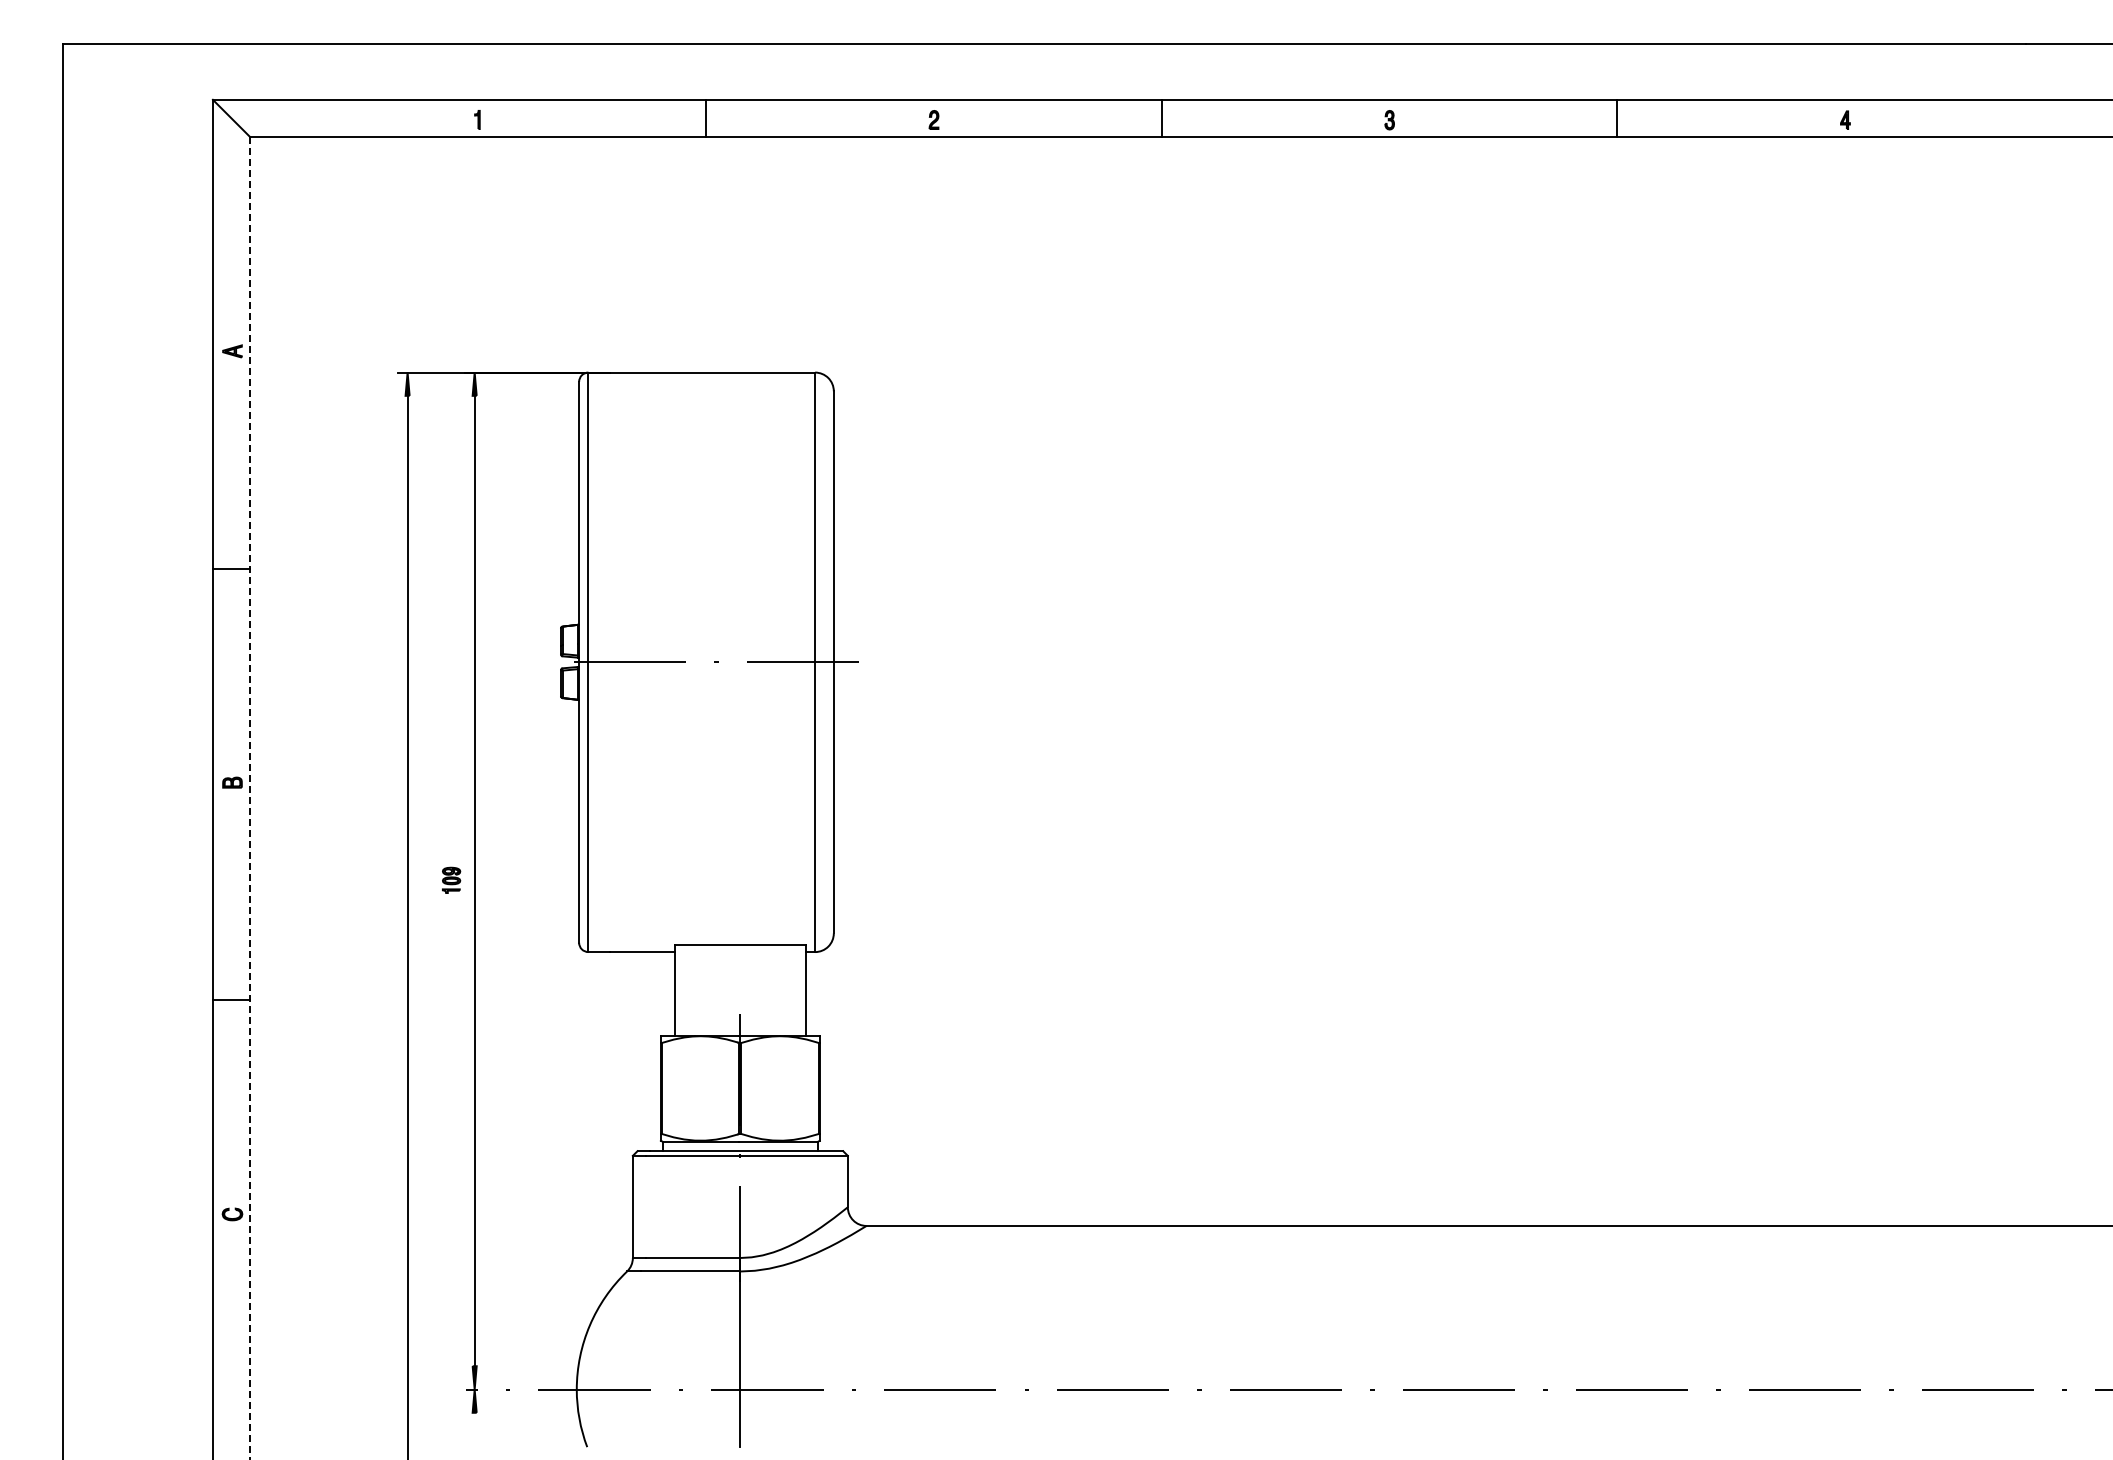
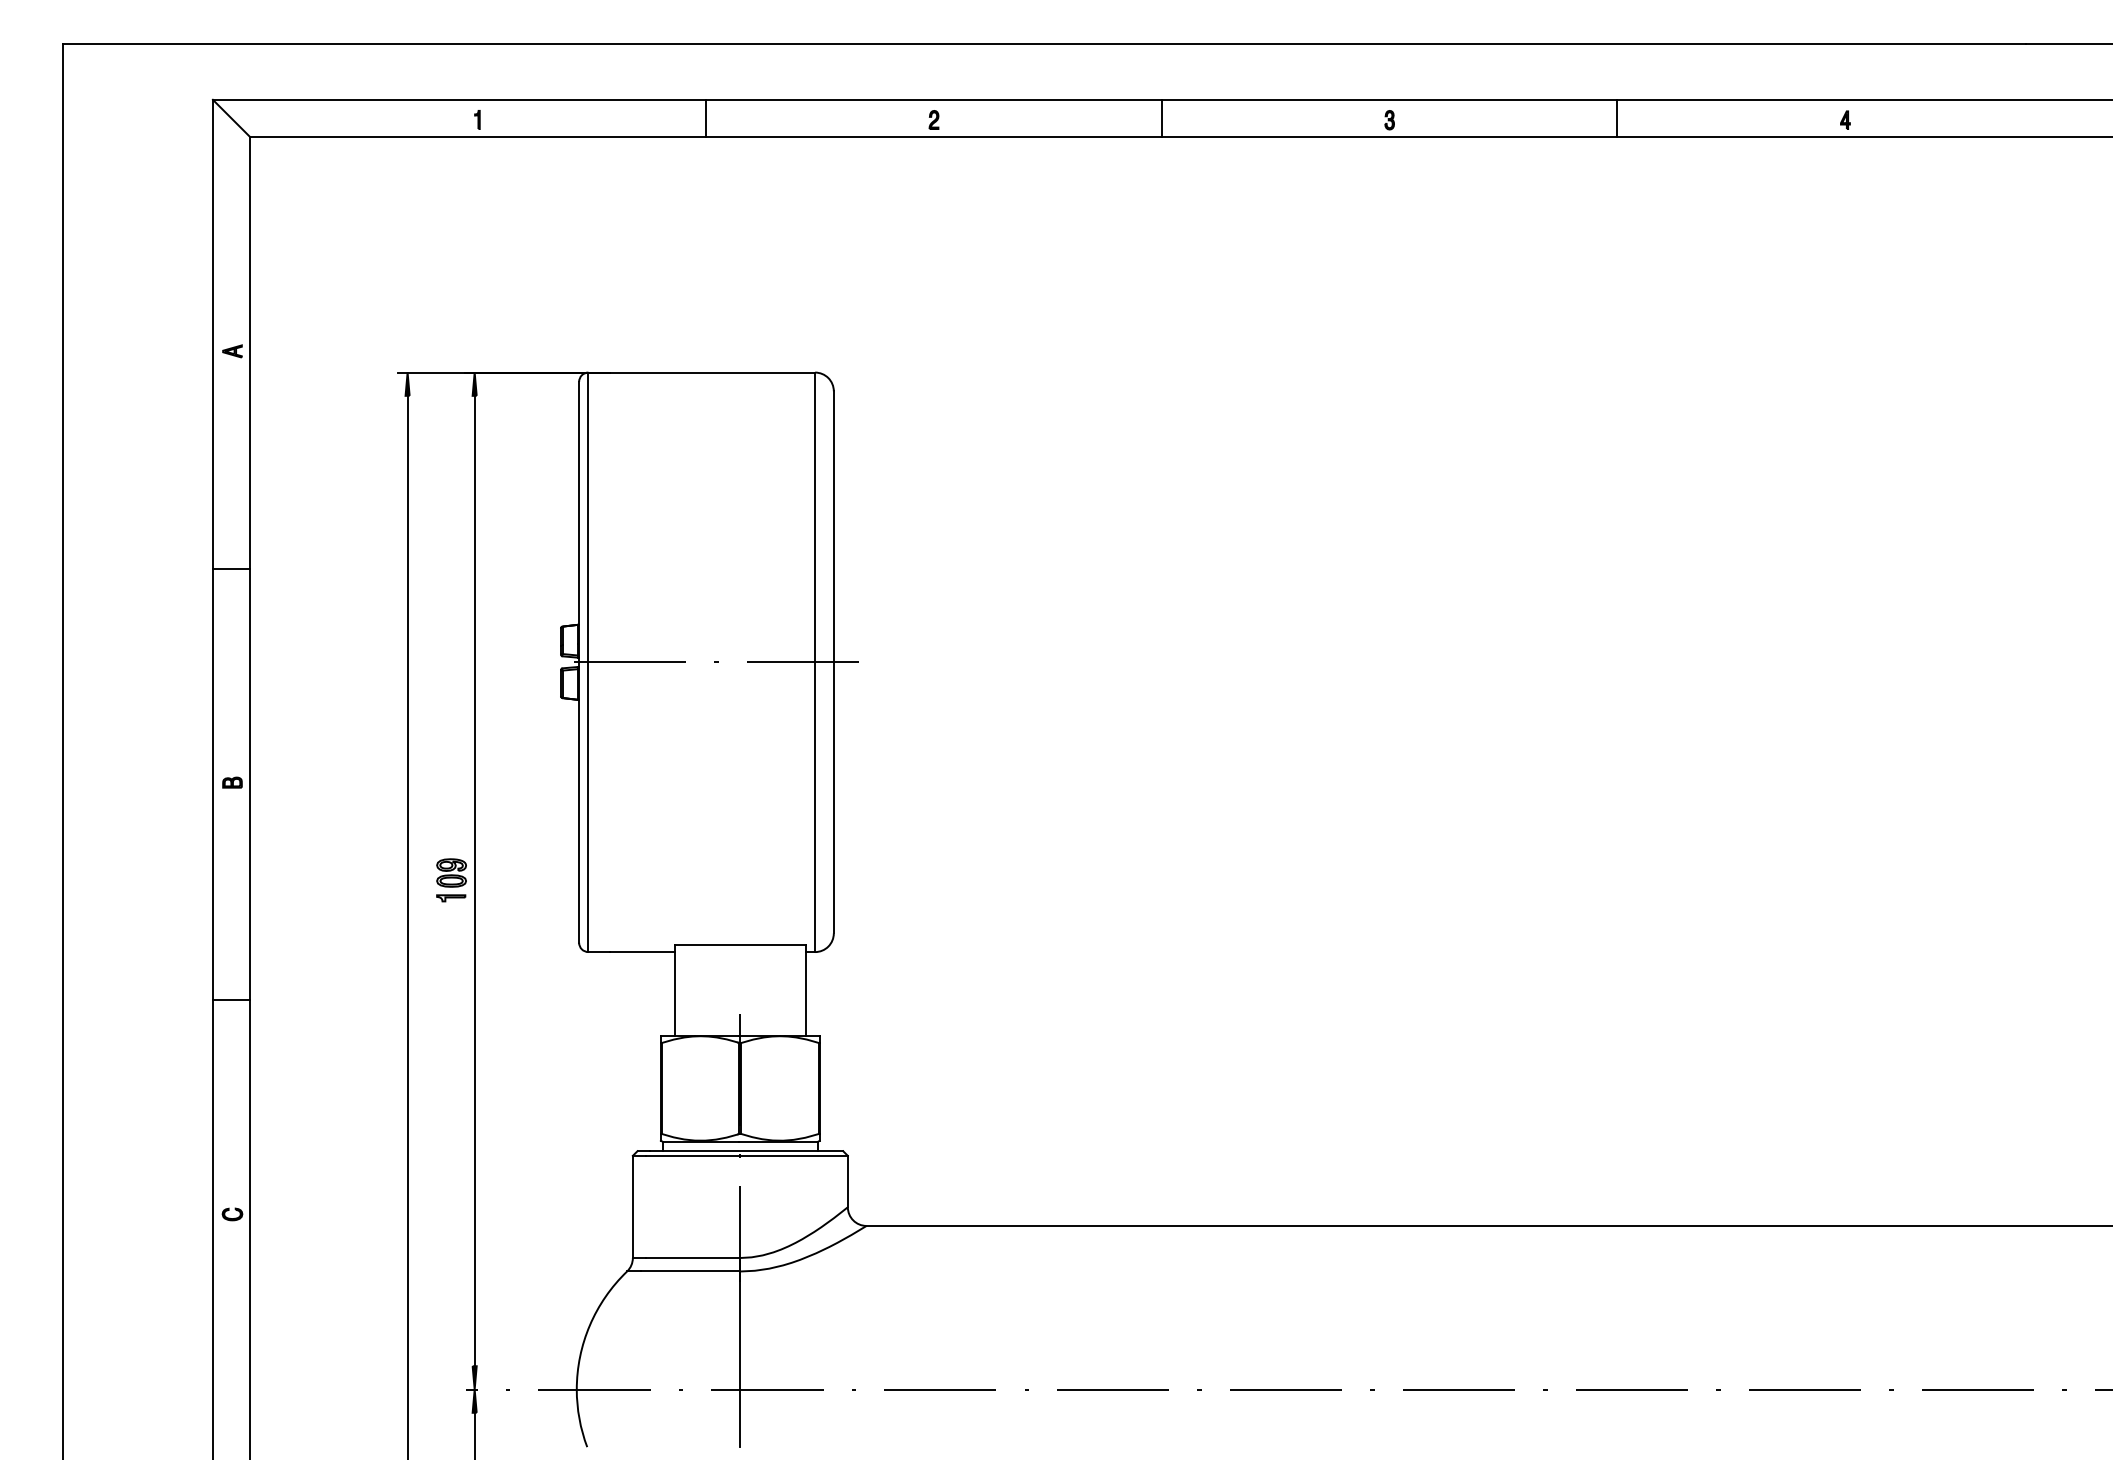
line: dashed -> solid (250, 798)
part size: 20x28 px -> 31x45 px (451, 880)
line: none -> present (474, 1434)
